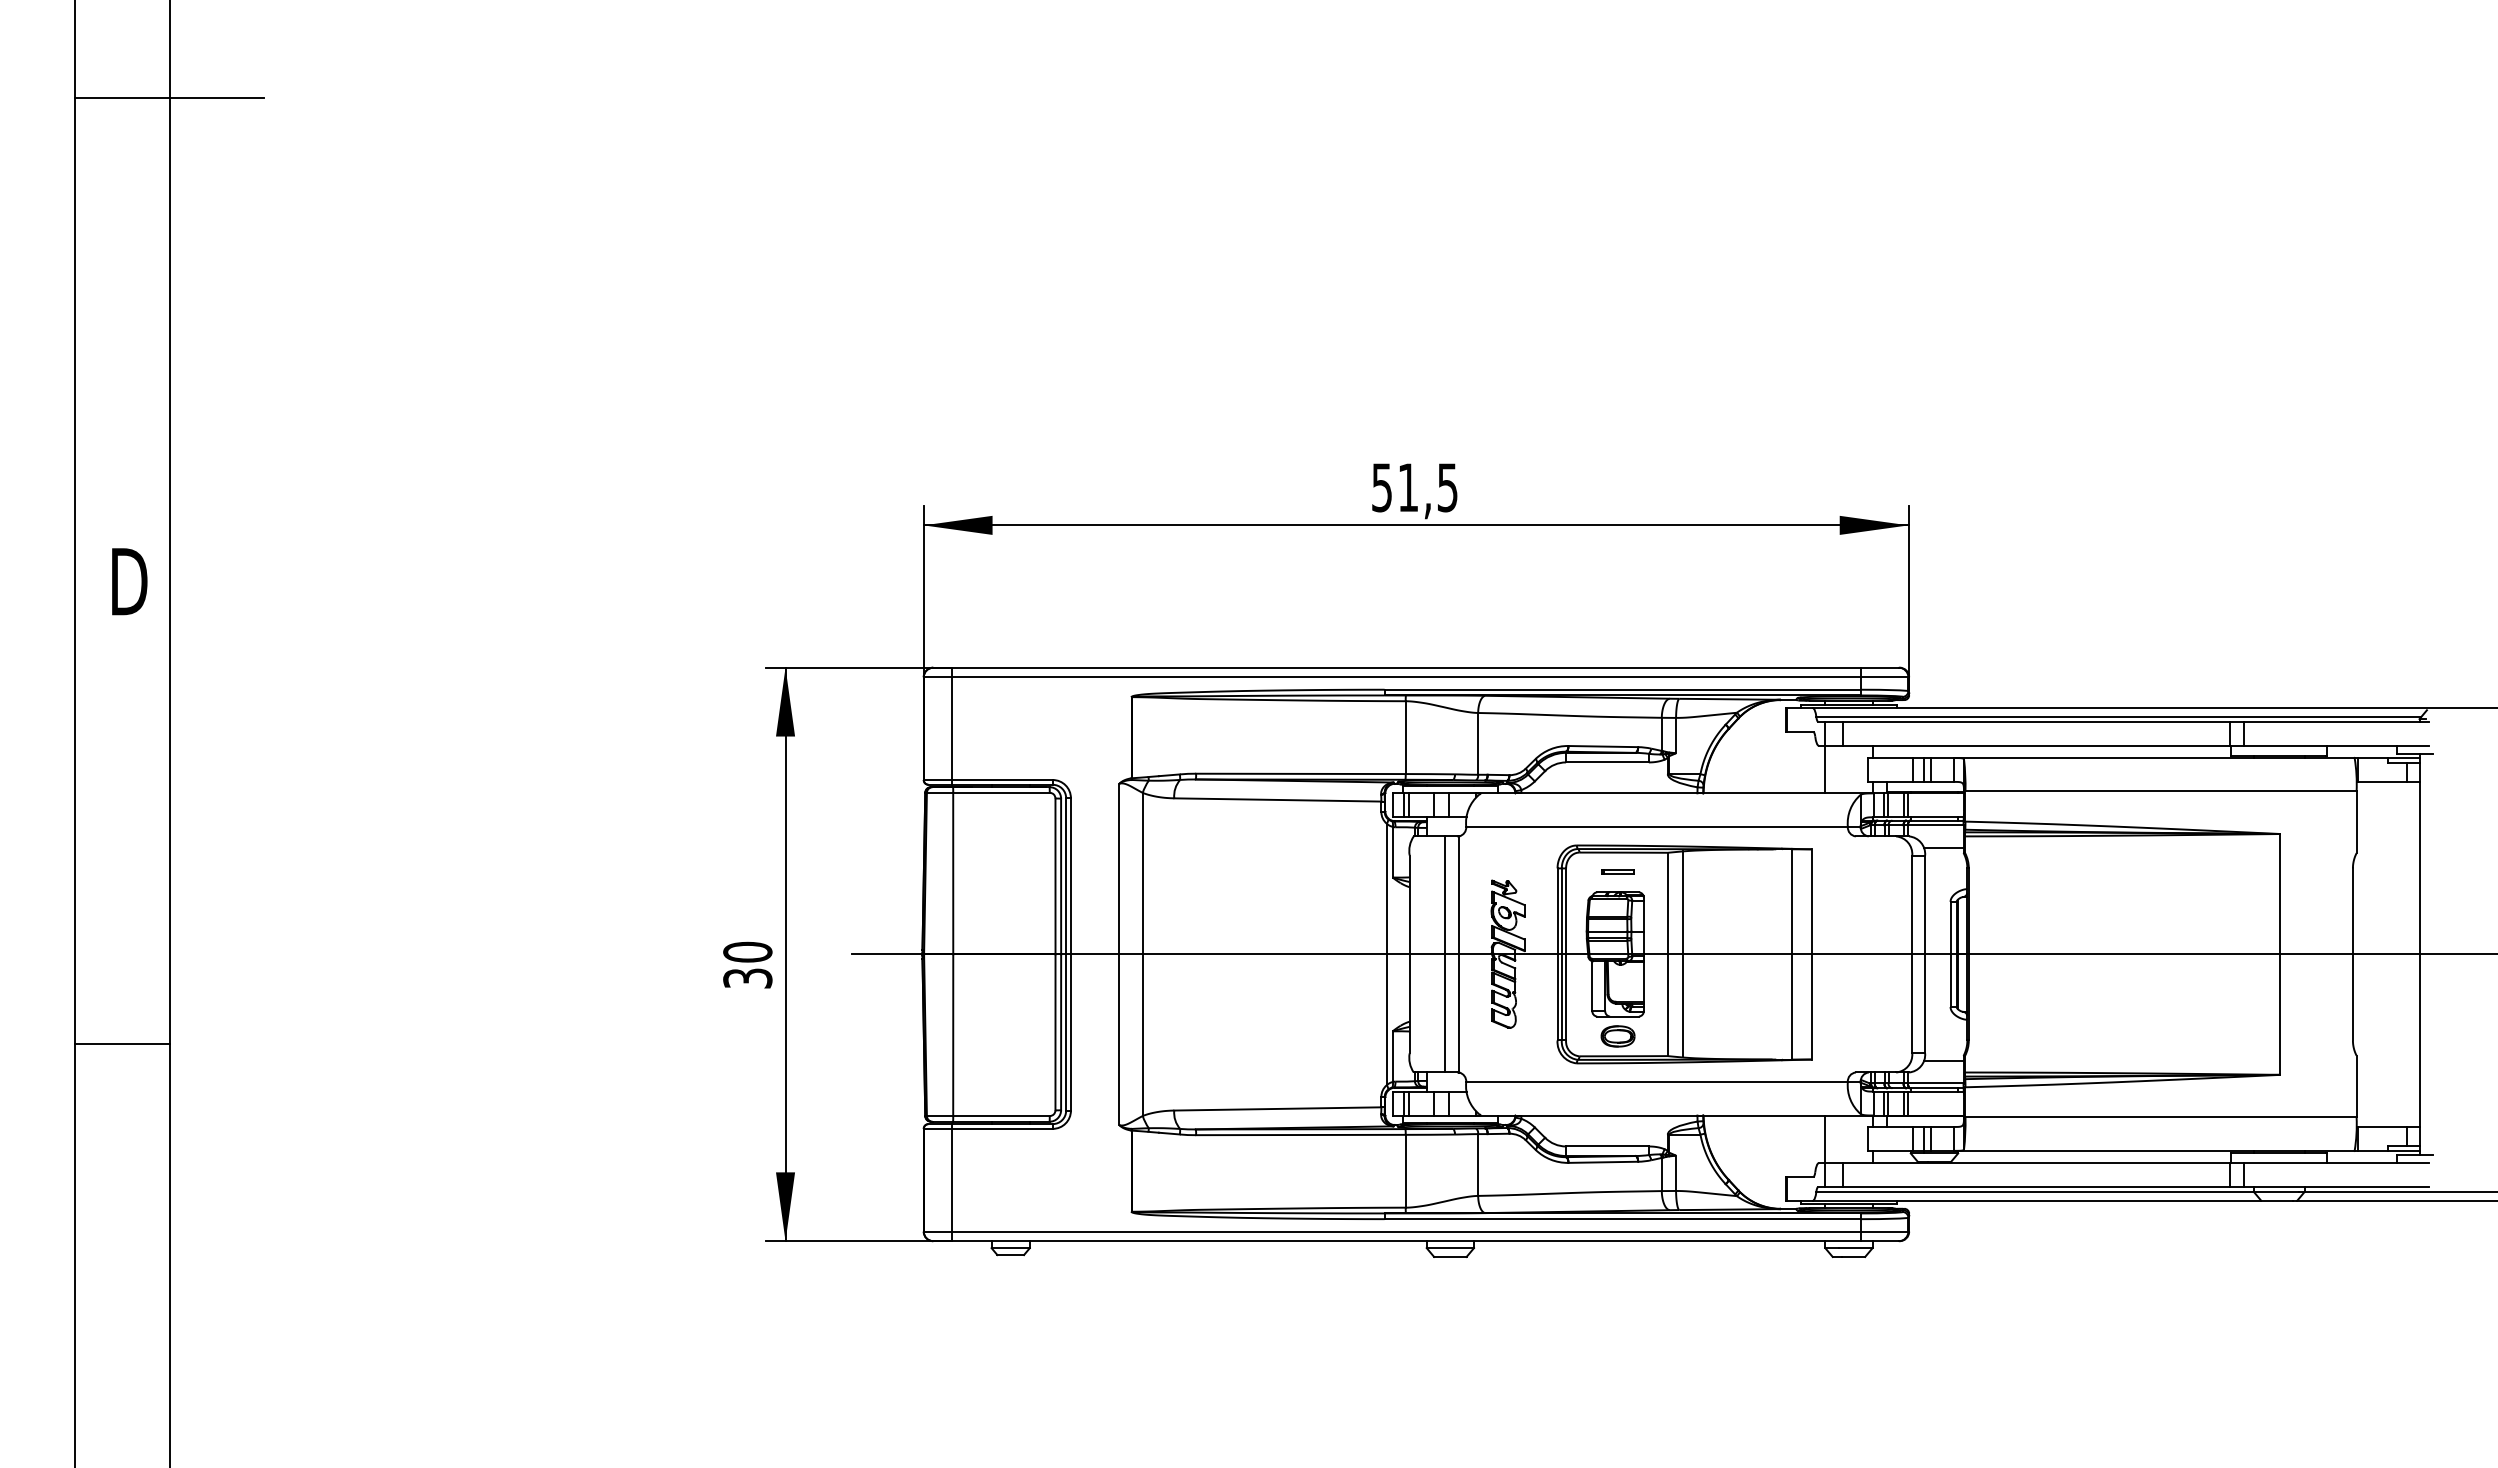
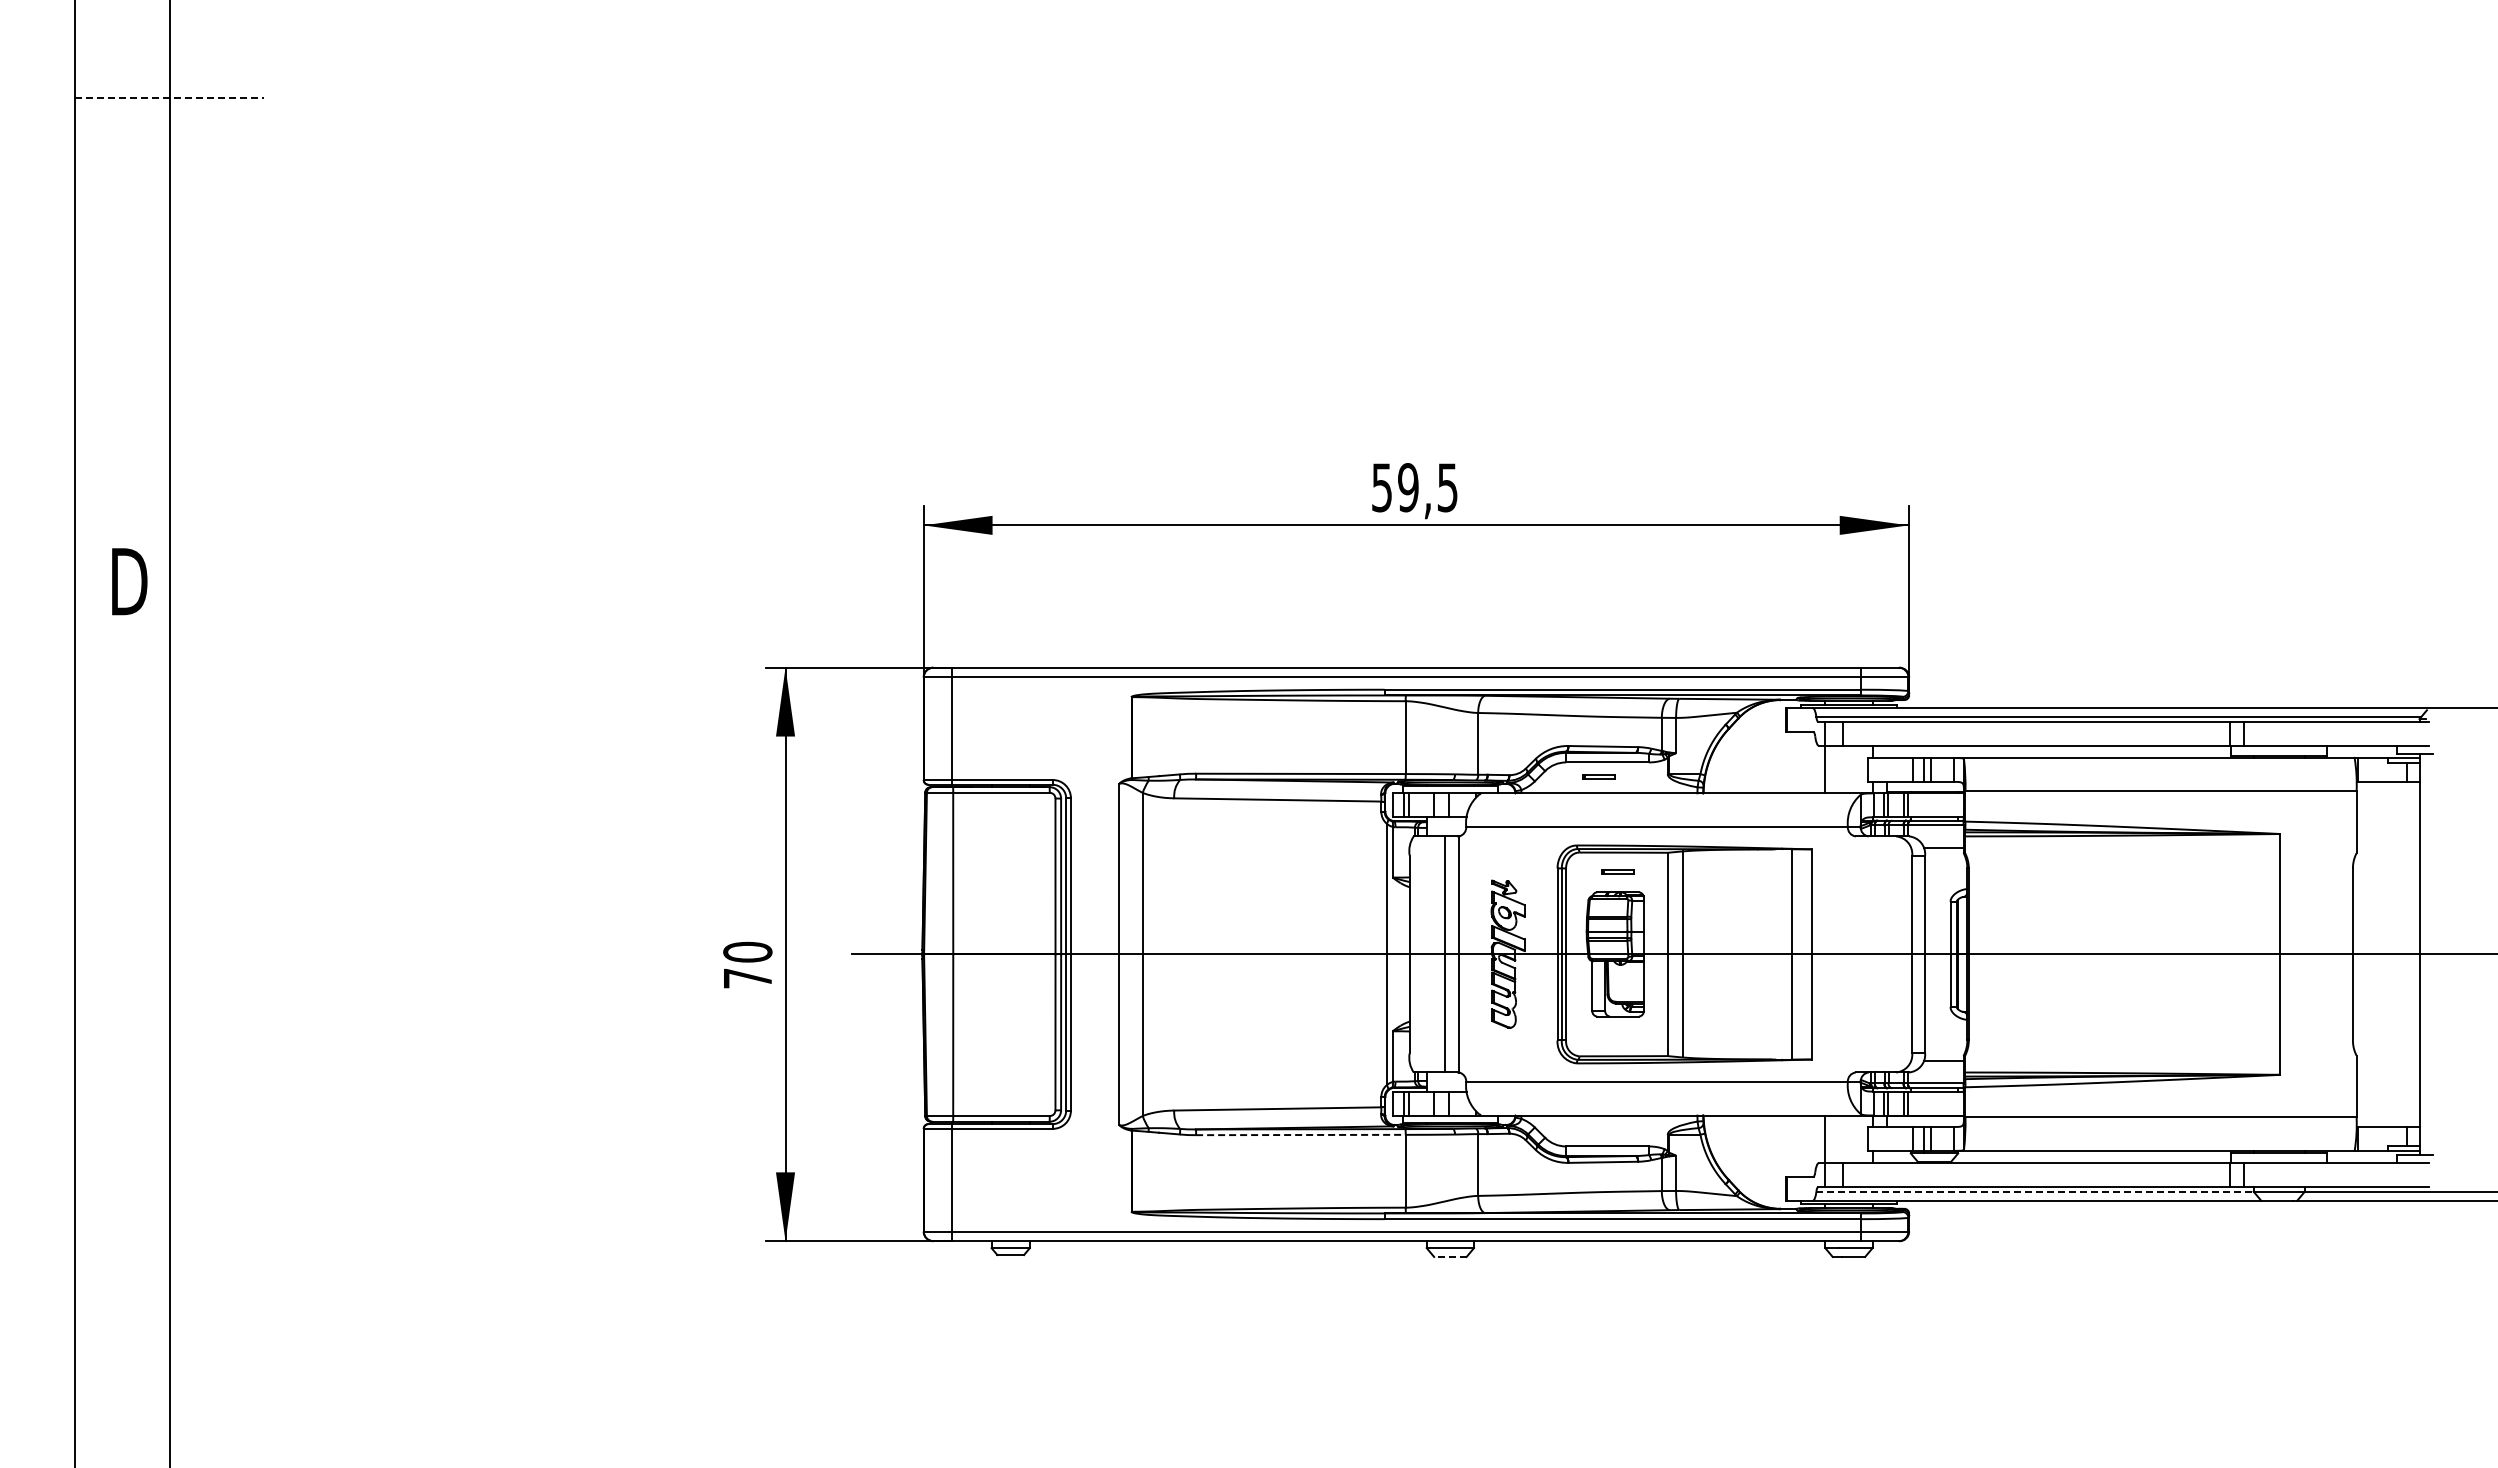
line: solid -> dashed (169, 98)
text: 51,5 -> 59,5 (1408, 487)
part: none -> present (1598, 776)
text: 30 -> 70 (747, 978)
part: present -> none (1617, 1036)
line: present -> none (121, 1044)
line: solid -> dashed (1300, 1135)
line: solid -> dashed (2035, 1191)
line: solid -> dashed (1449, 1256)
